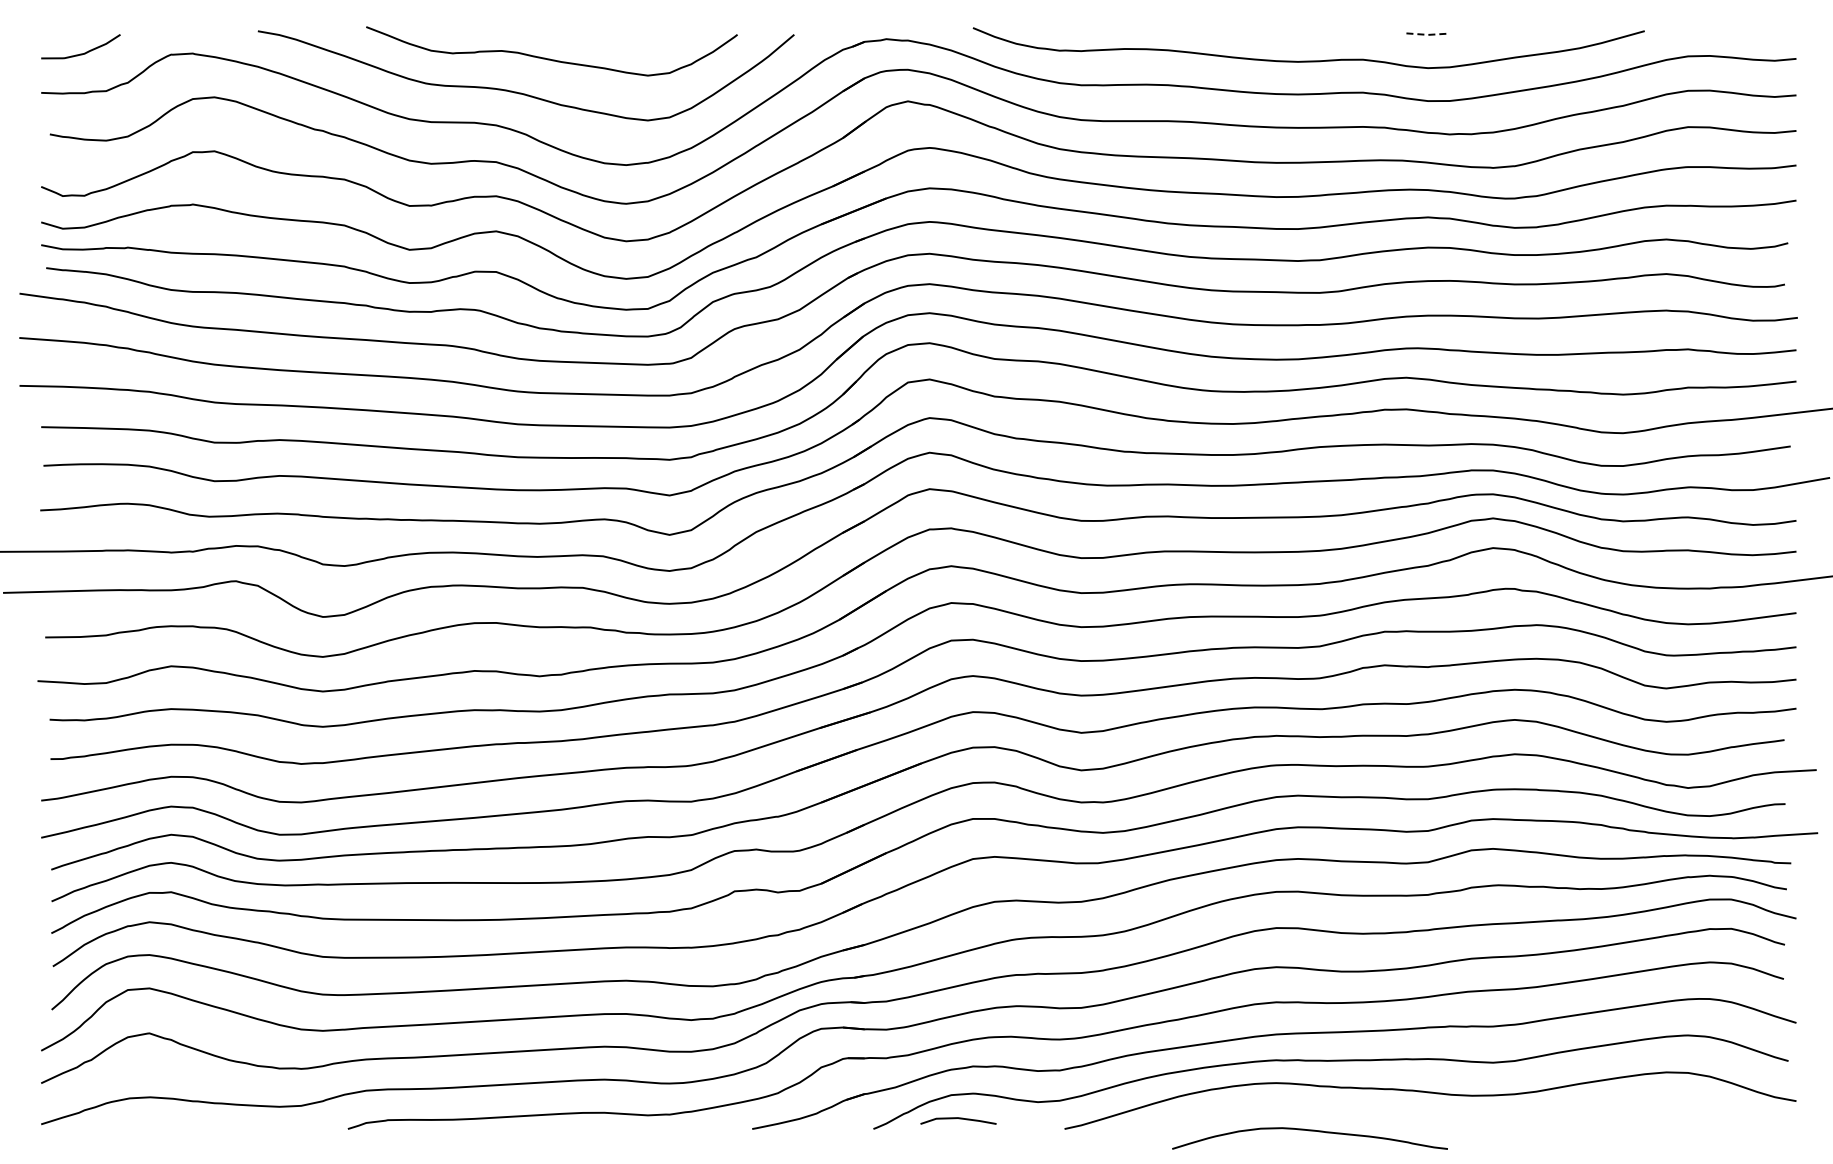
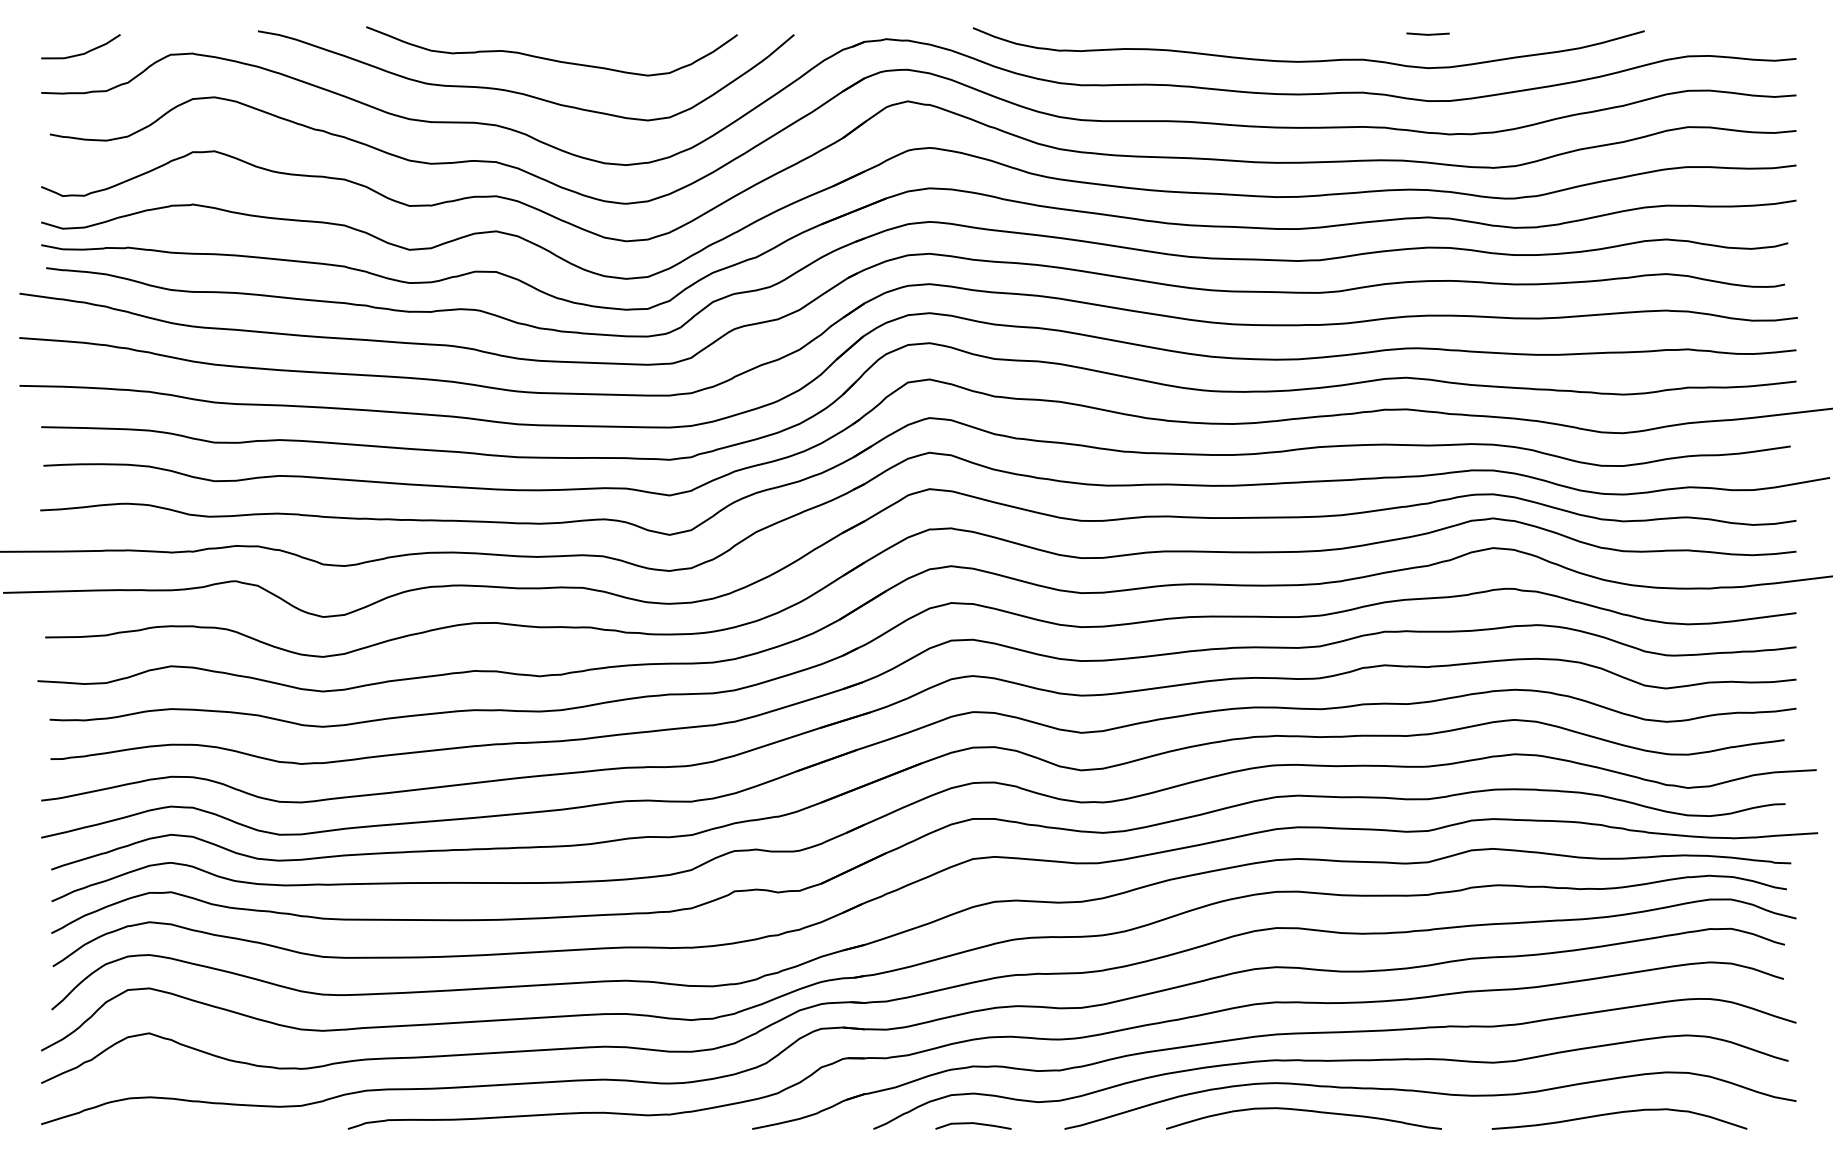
line: dashed -> solid (1428, 34)
curve: none -> present (1619, 1113)
line position: (958, 1119) -> (973, 1124) (973, 1124)
curve position: (1309, 1131) -> (1303, 1111) (1303, 1111)
